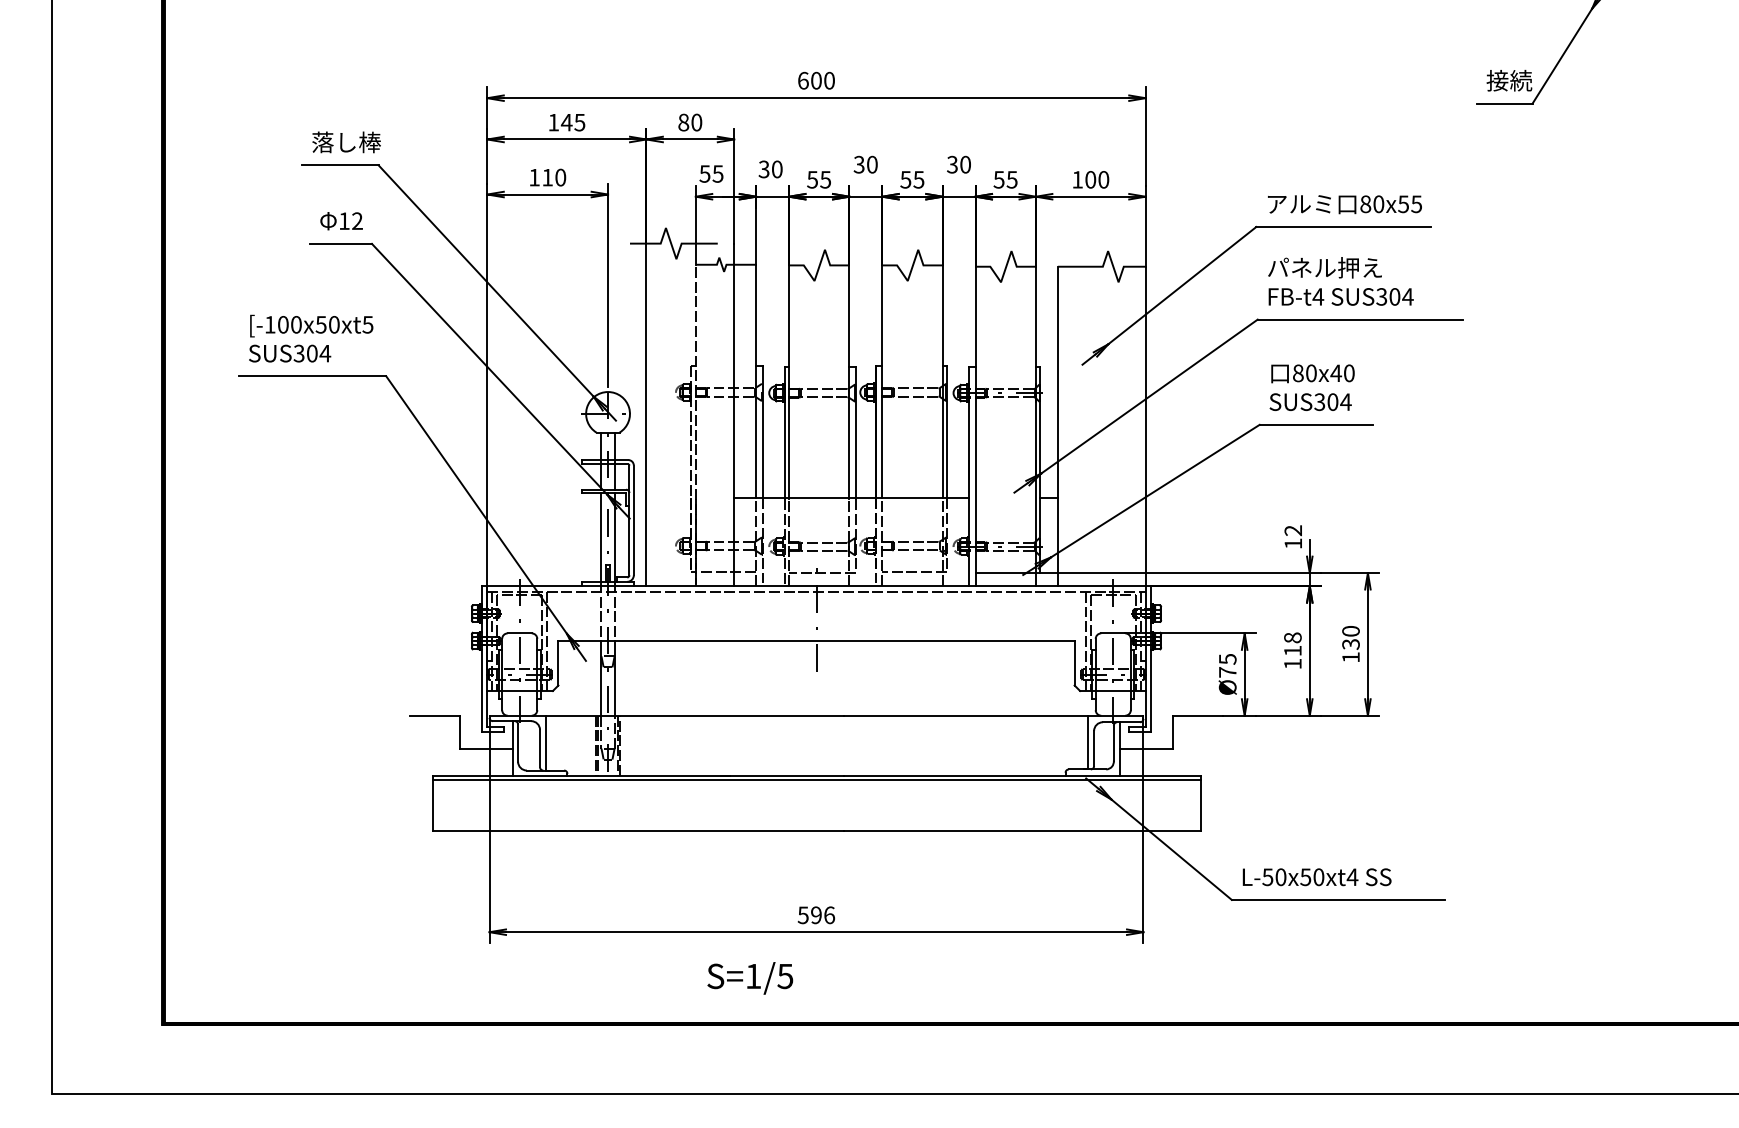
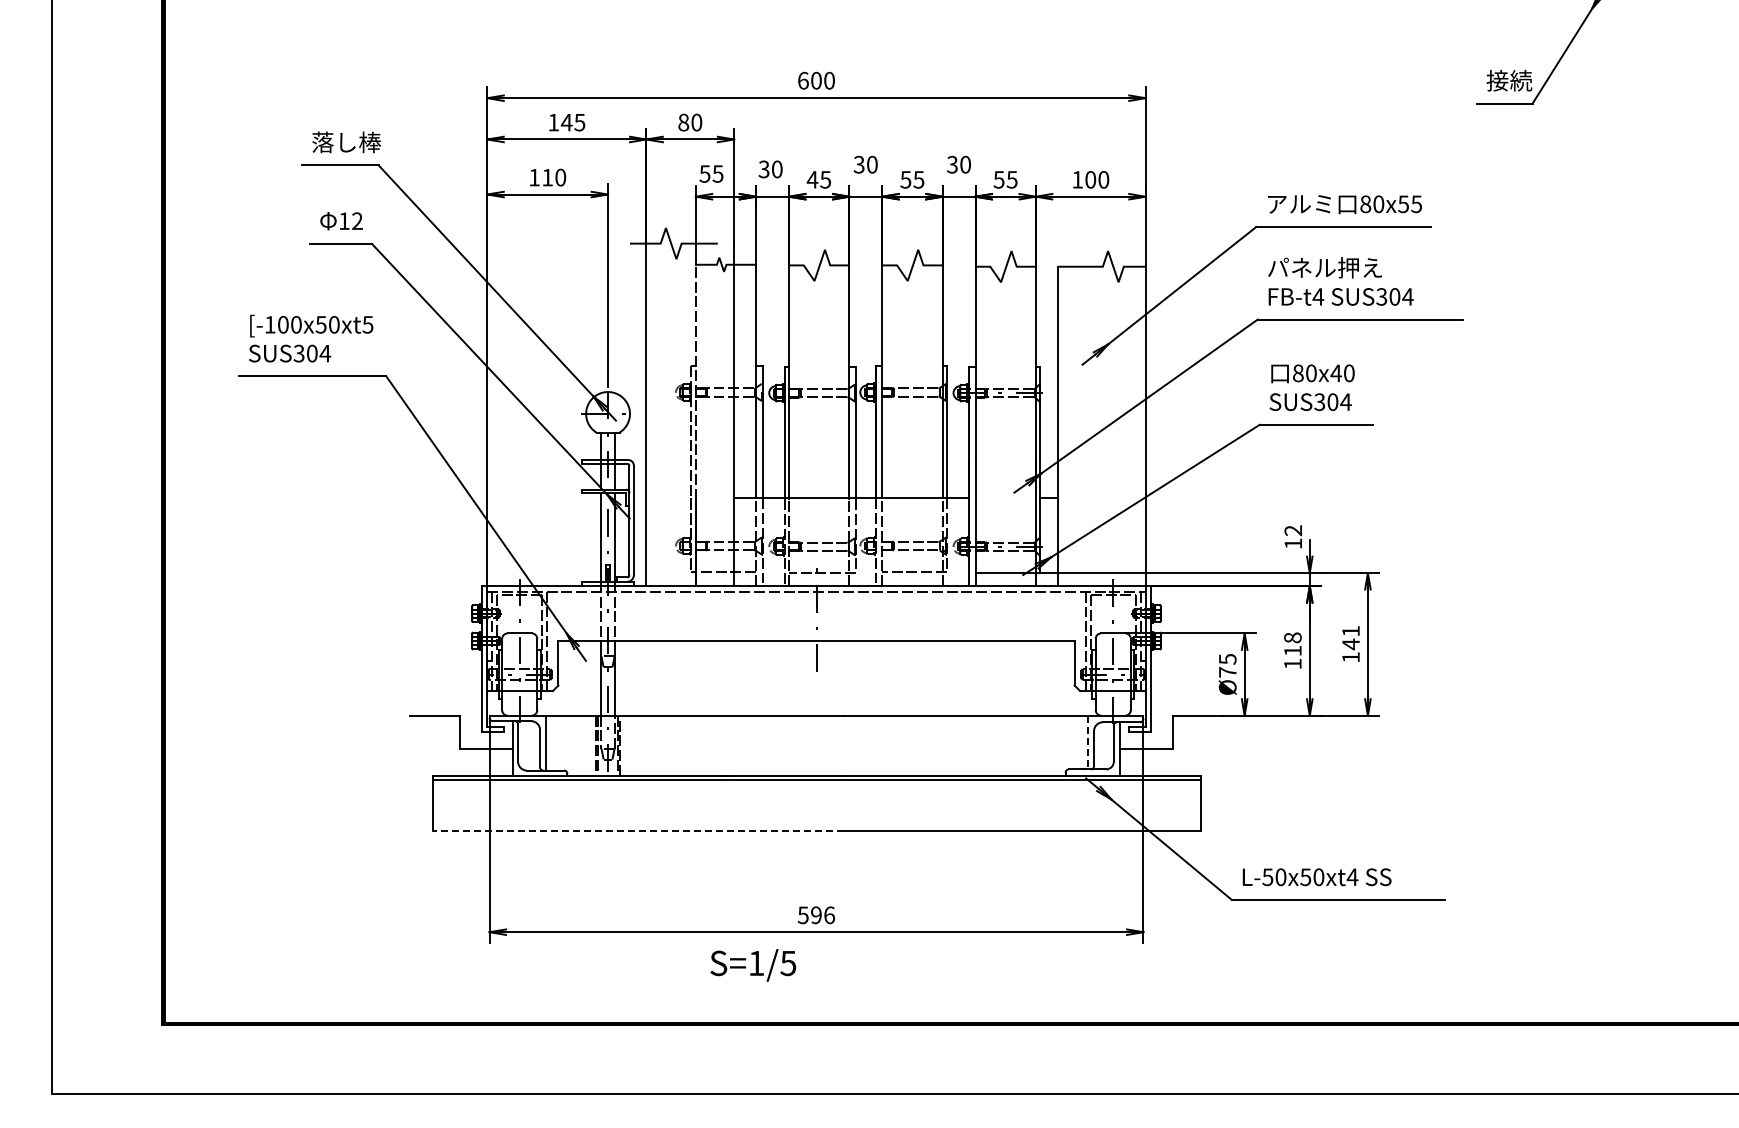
text: 55 -> 45 (812, 179)
text: 130 -> 141 (1350, 638)
line: solid -> dashed (1087, 742)
line: solid -> dashed (638, 830)
text position: (750, 978) -> (753, 965) (753, 965)
